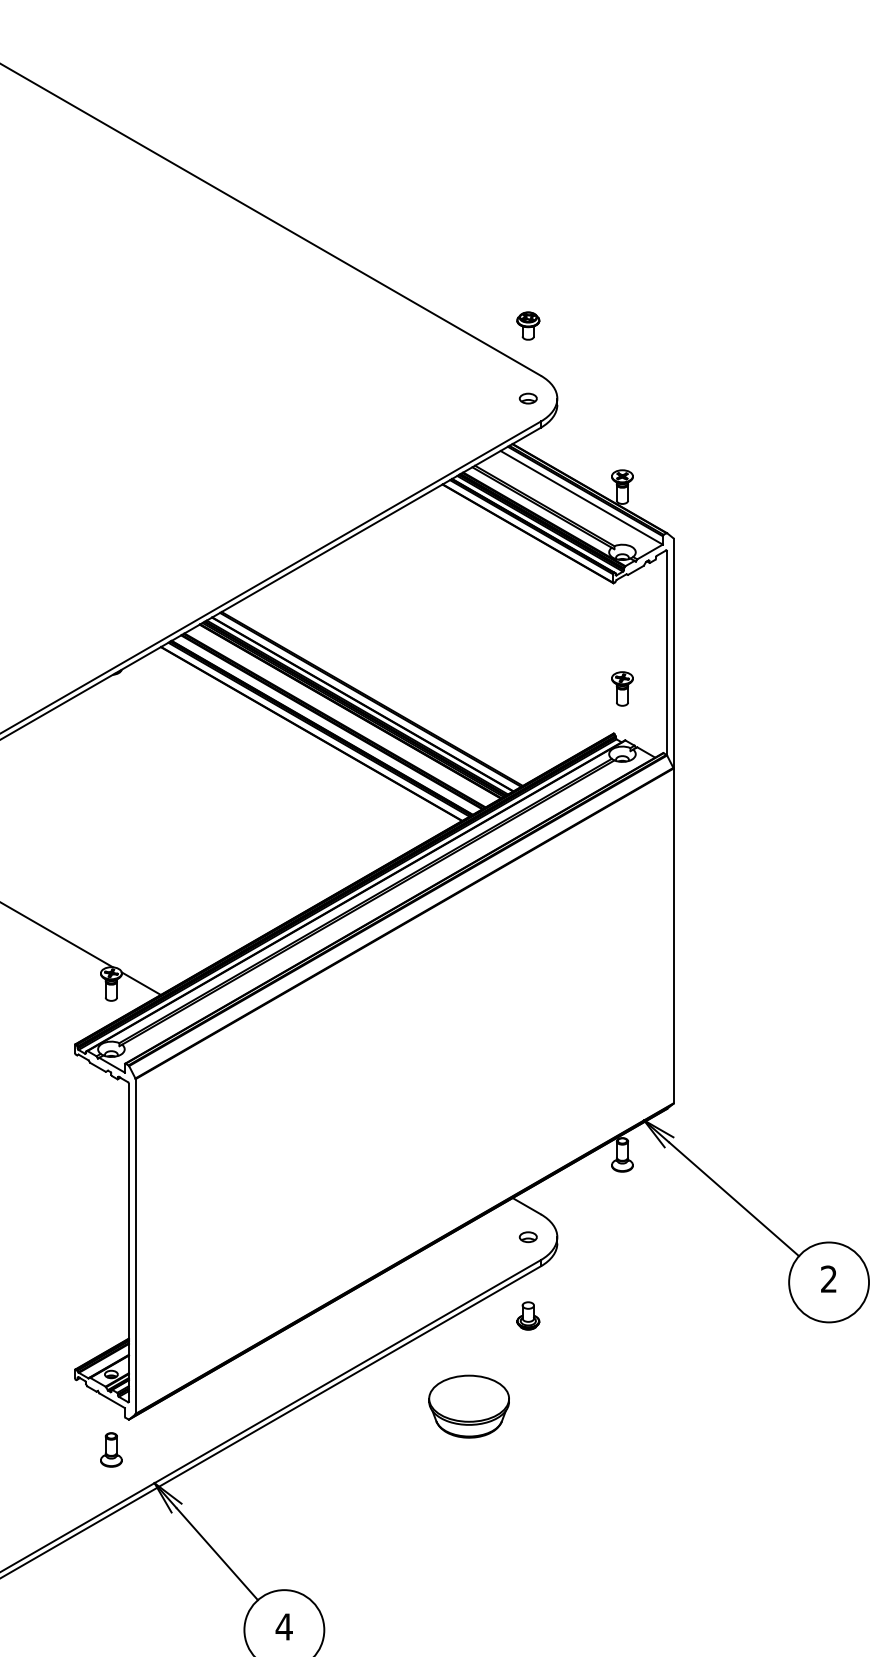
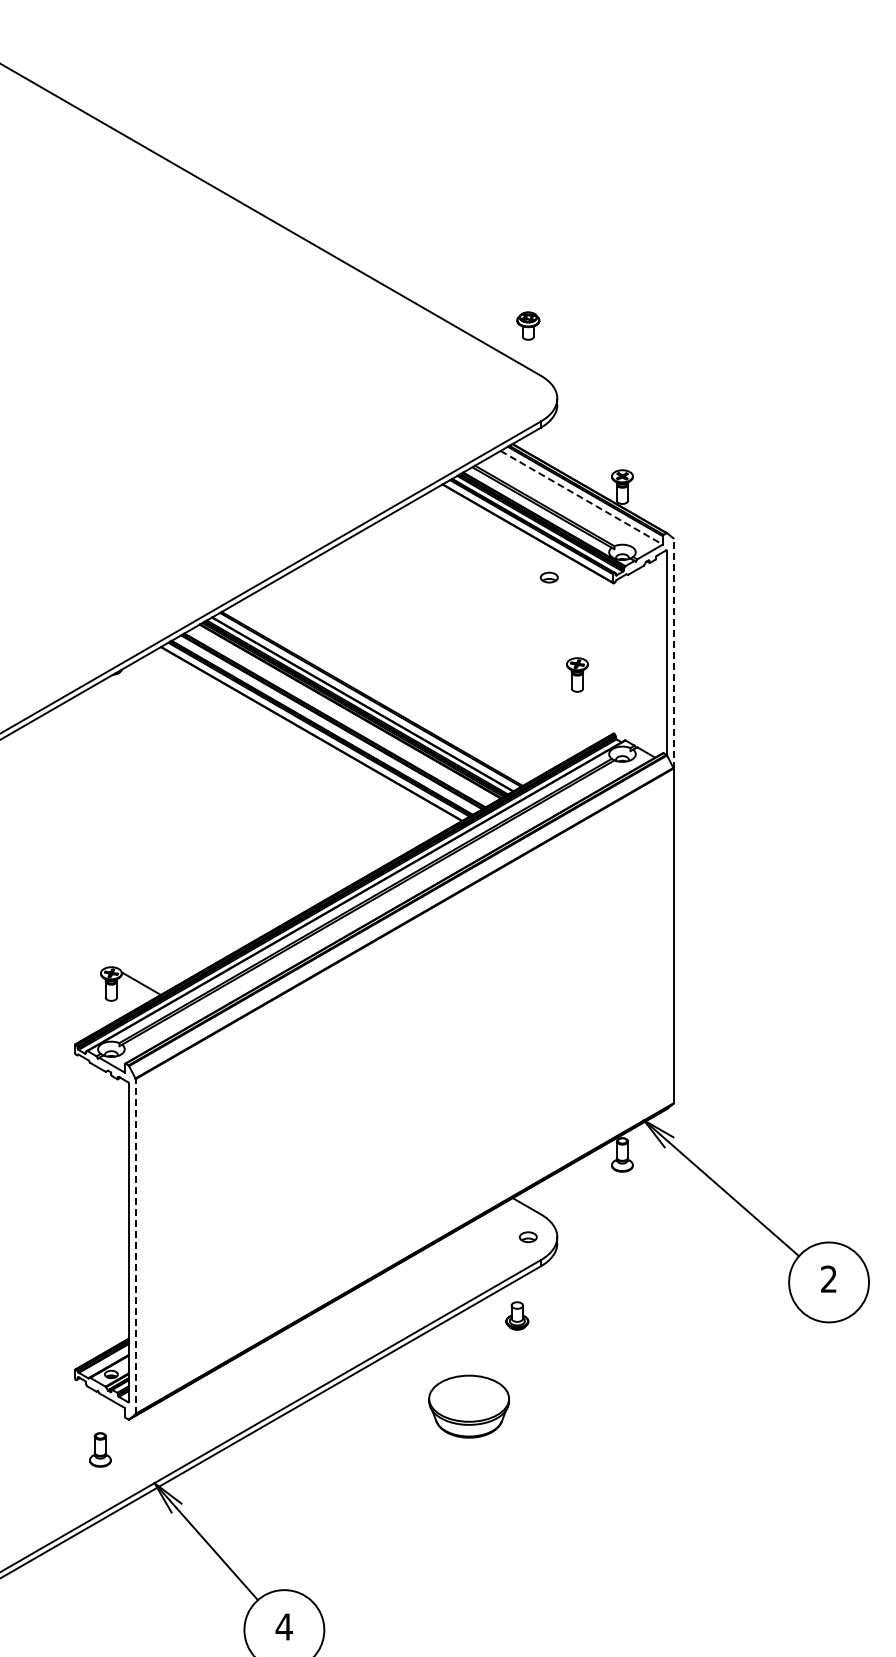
part position: (527, 398) -> (548, 577) (548, 577)
line: solid -> dashed (581, 497)
line: solid -> dashed (673, 653)
part position: (622, 688) -> (577, 674) (577, 674)
line: present -> none (57, 935)
line: solid -> dashed (135, 1246)
part position: (528, 1315) -> (517, 1315) (517, 1315)
part position: (111, 1449) -> (100, 1449) (100, 1449)
